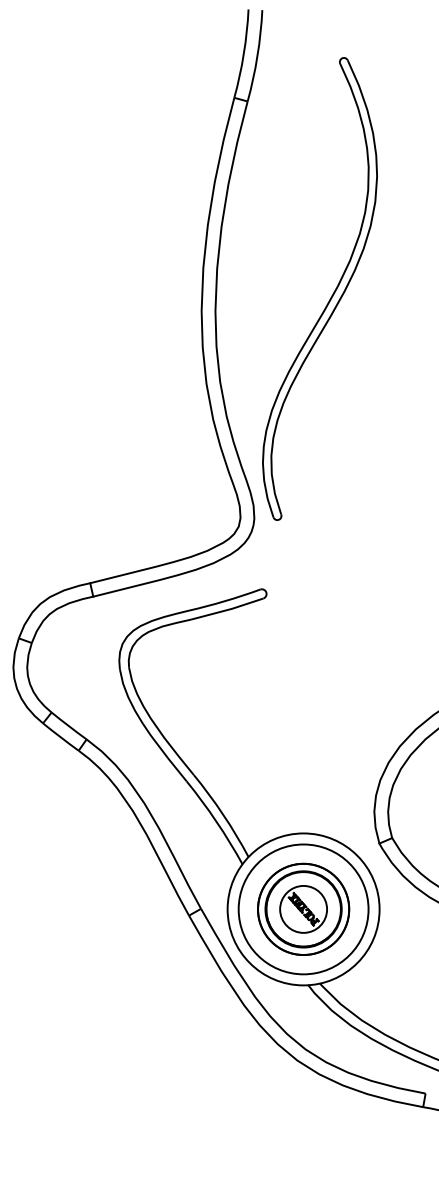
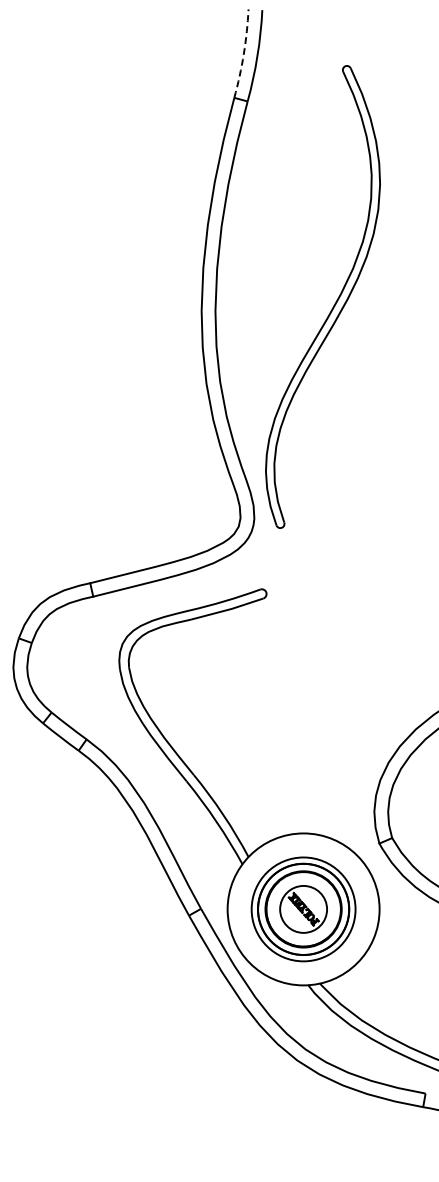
arc: solid -> dashed (243, 54)
part position: (331, 295) -> (334, 303) (334, 303)
circle diameter: 130 px -> 104 px (303, 909)
